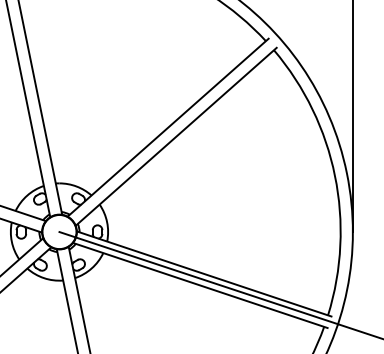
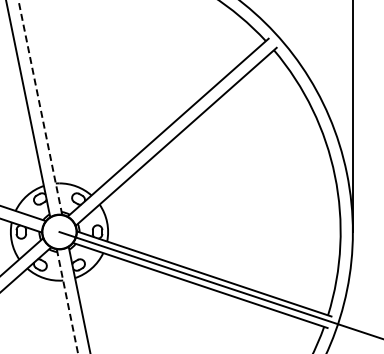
line: solid -> dashed (40, 107)
line: solid -> dashed (67, 302)
